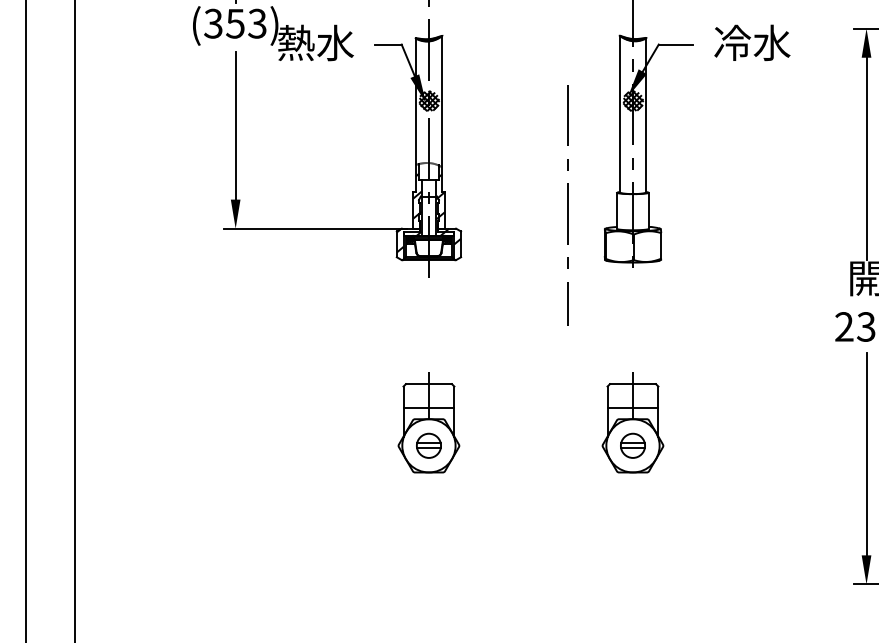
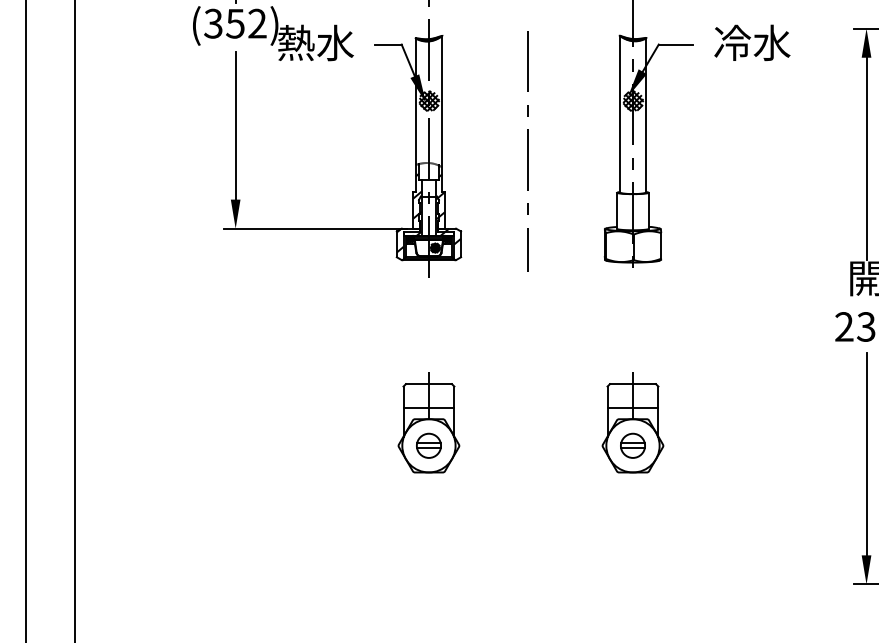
text: (353) -> (352) (257, 23)
line position: (567, 205) -> (527, 151) (527, 151)
hatch: none -> present (435, 247)
